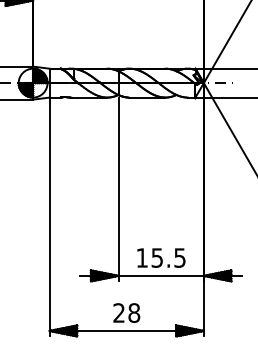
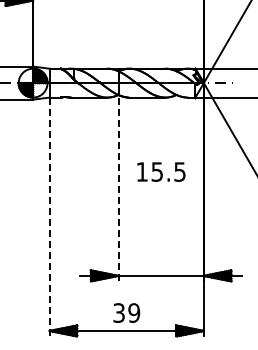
line: solid -> dashed (118, 189)
line: solid -> dashed (49, 217)
text position: (161, 257) -> (161, 171) (161, 171)
text: 28 -> 39 (126, 312)
